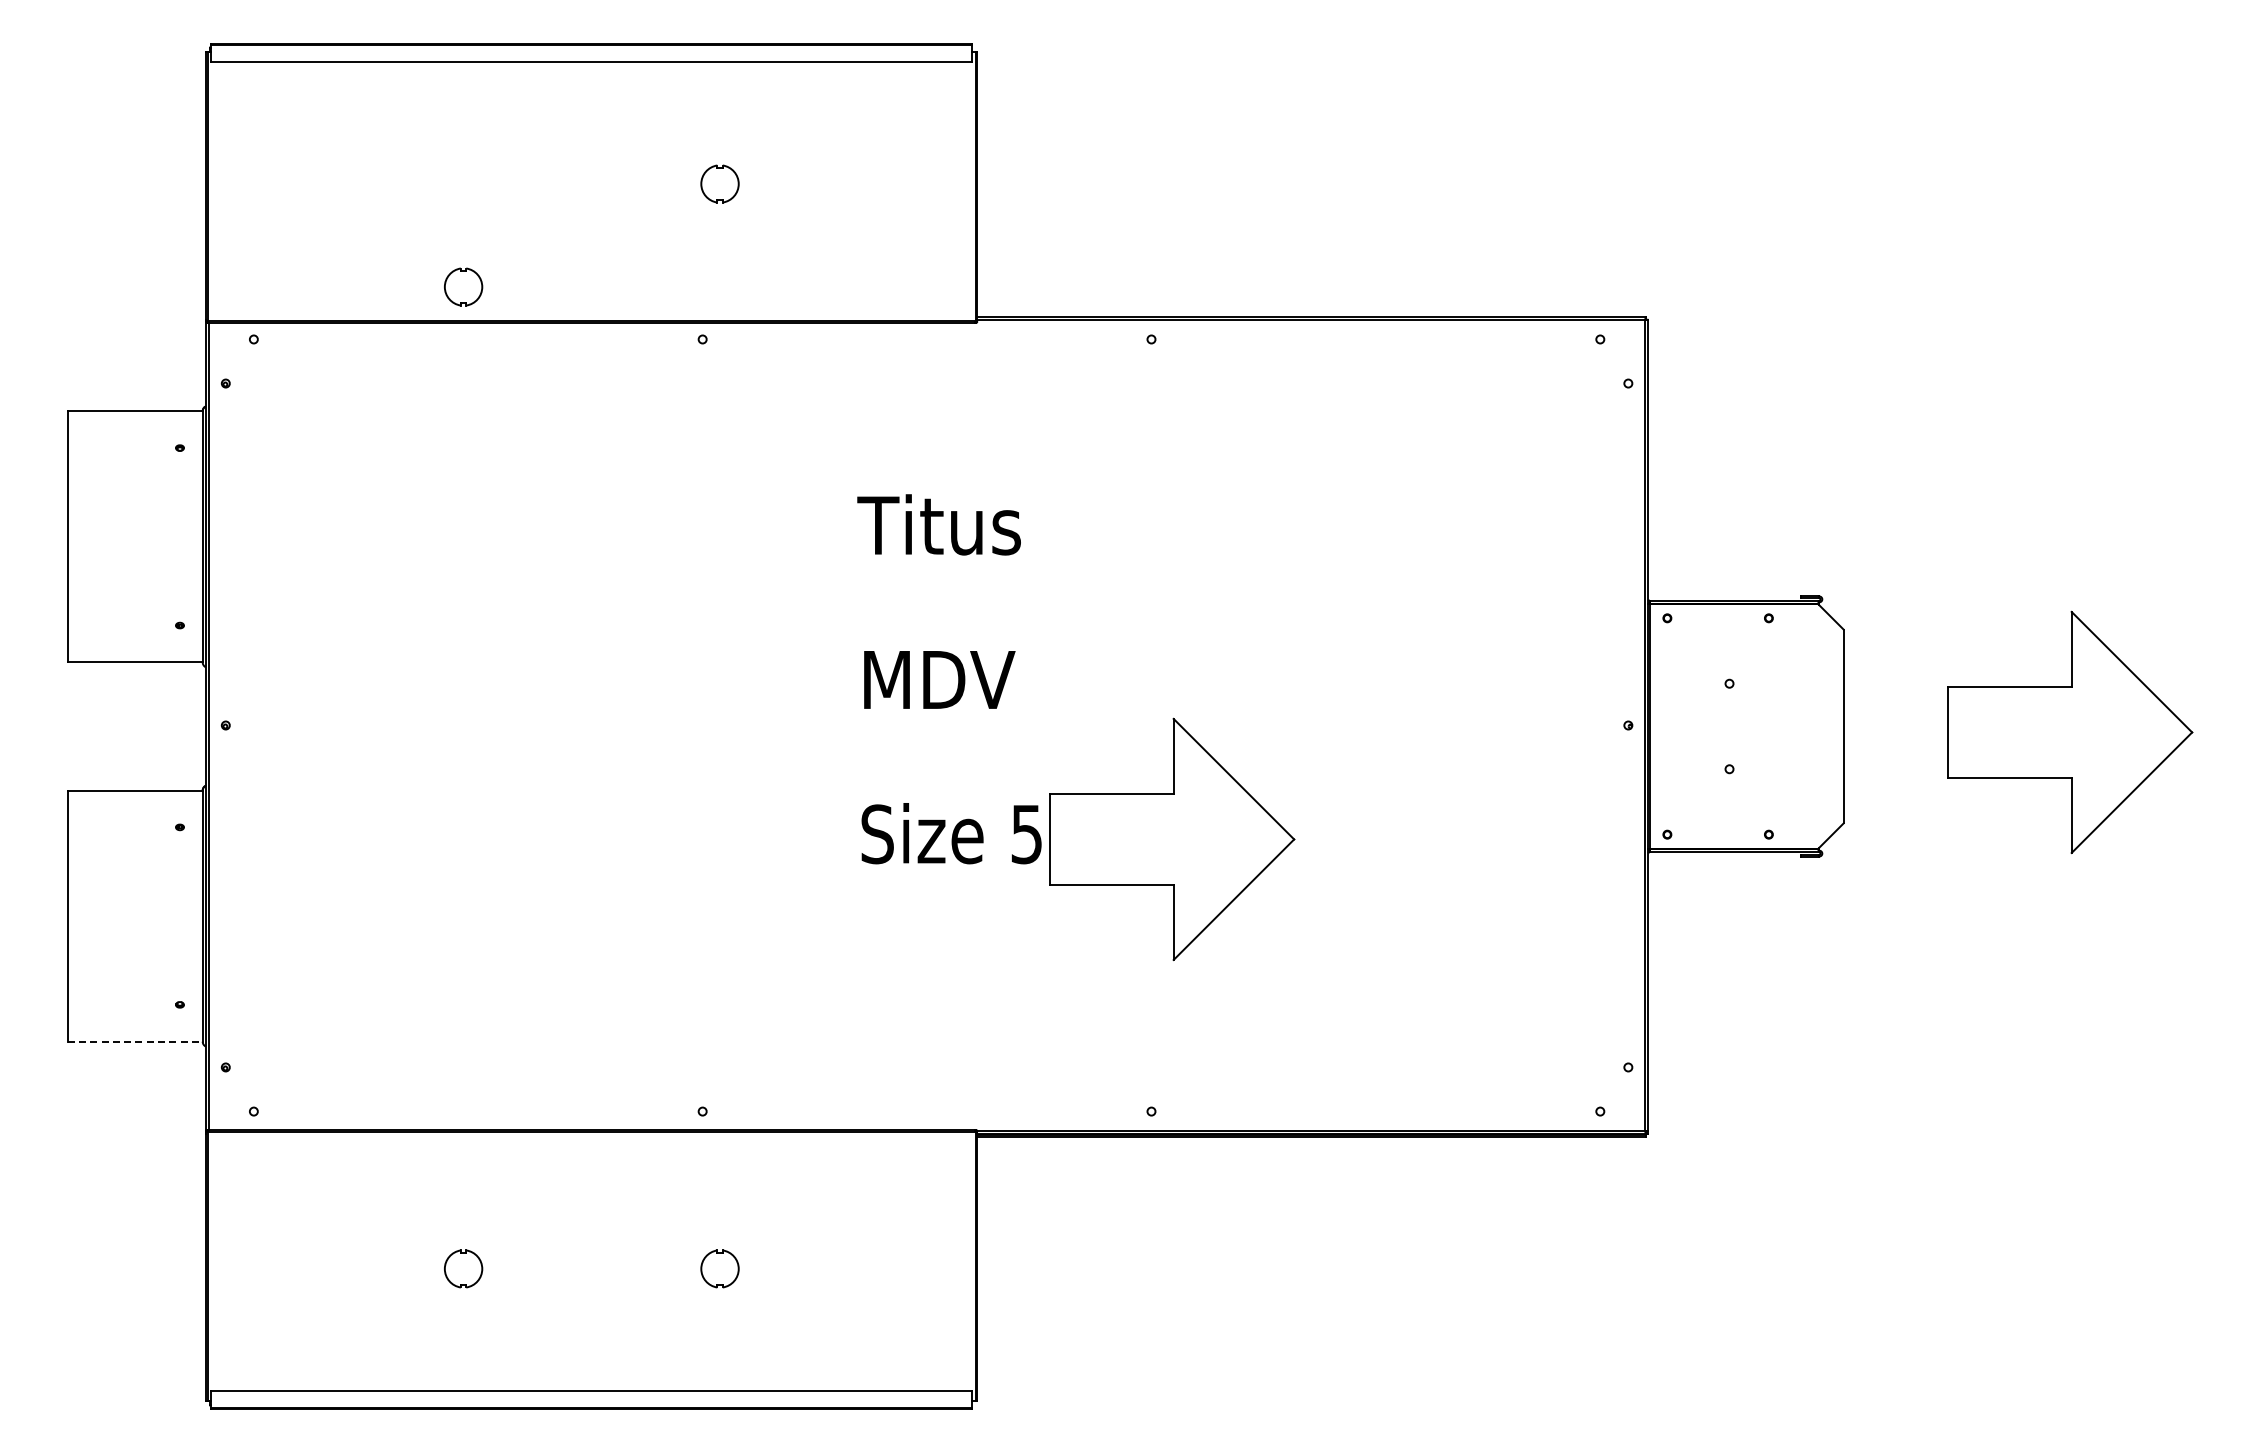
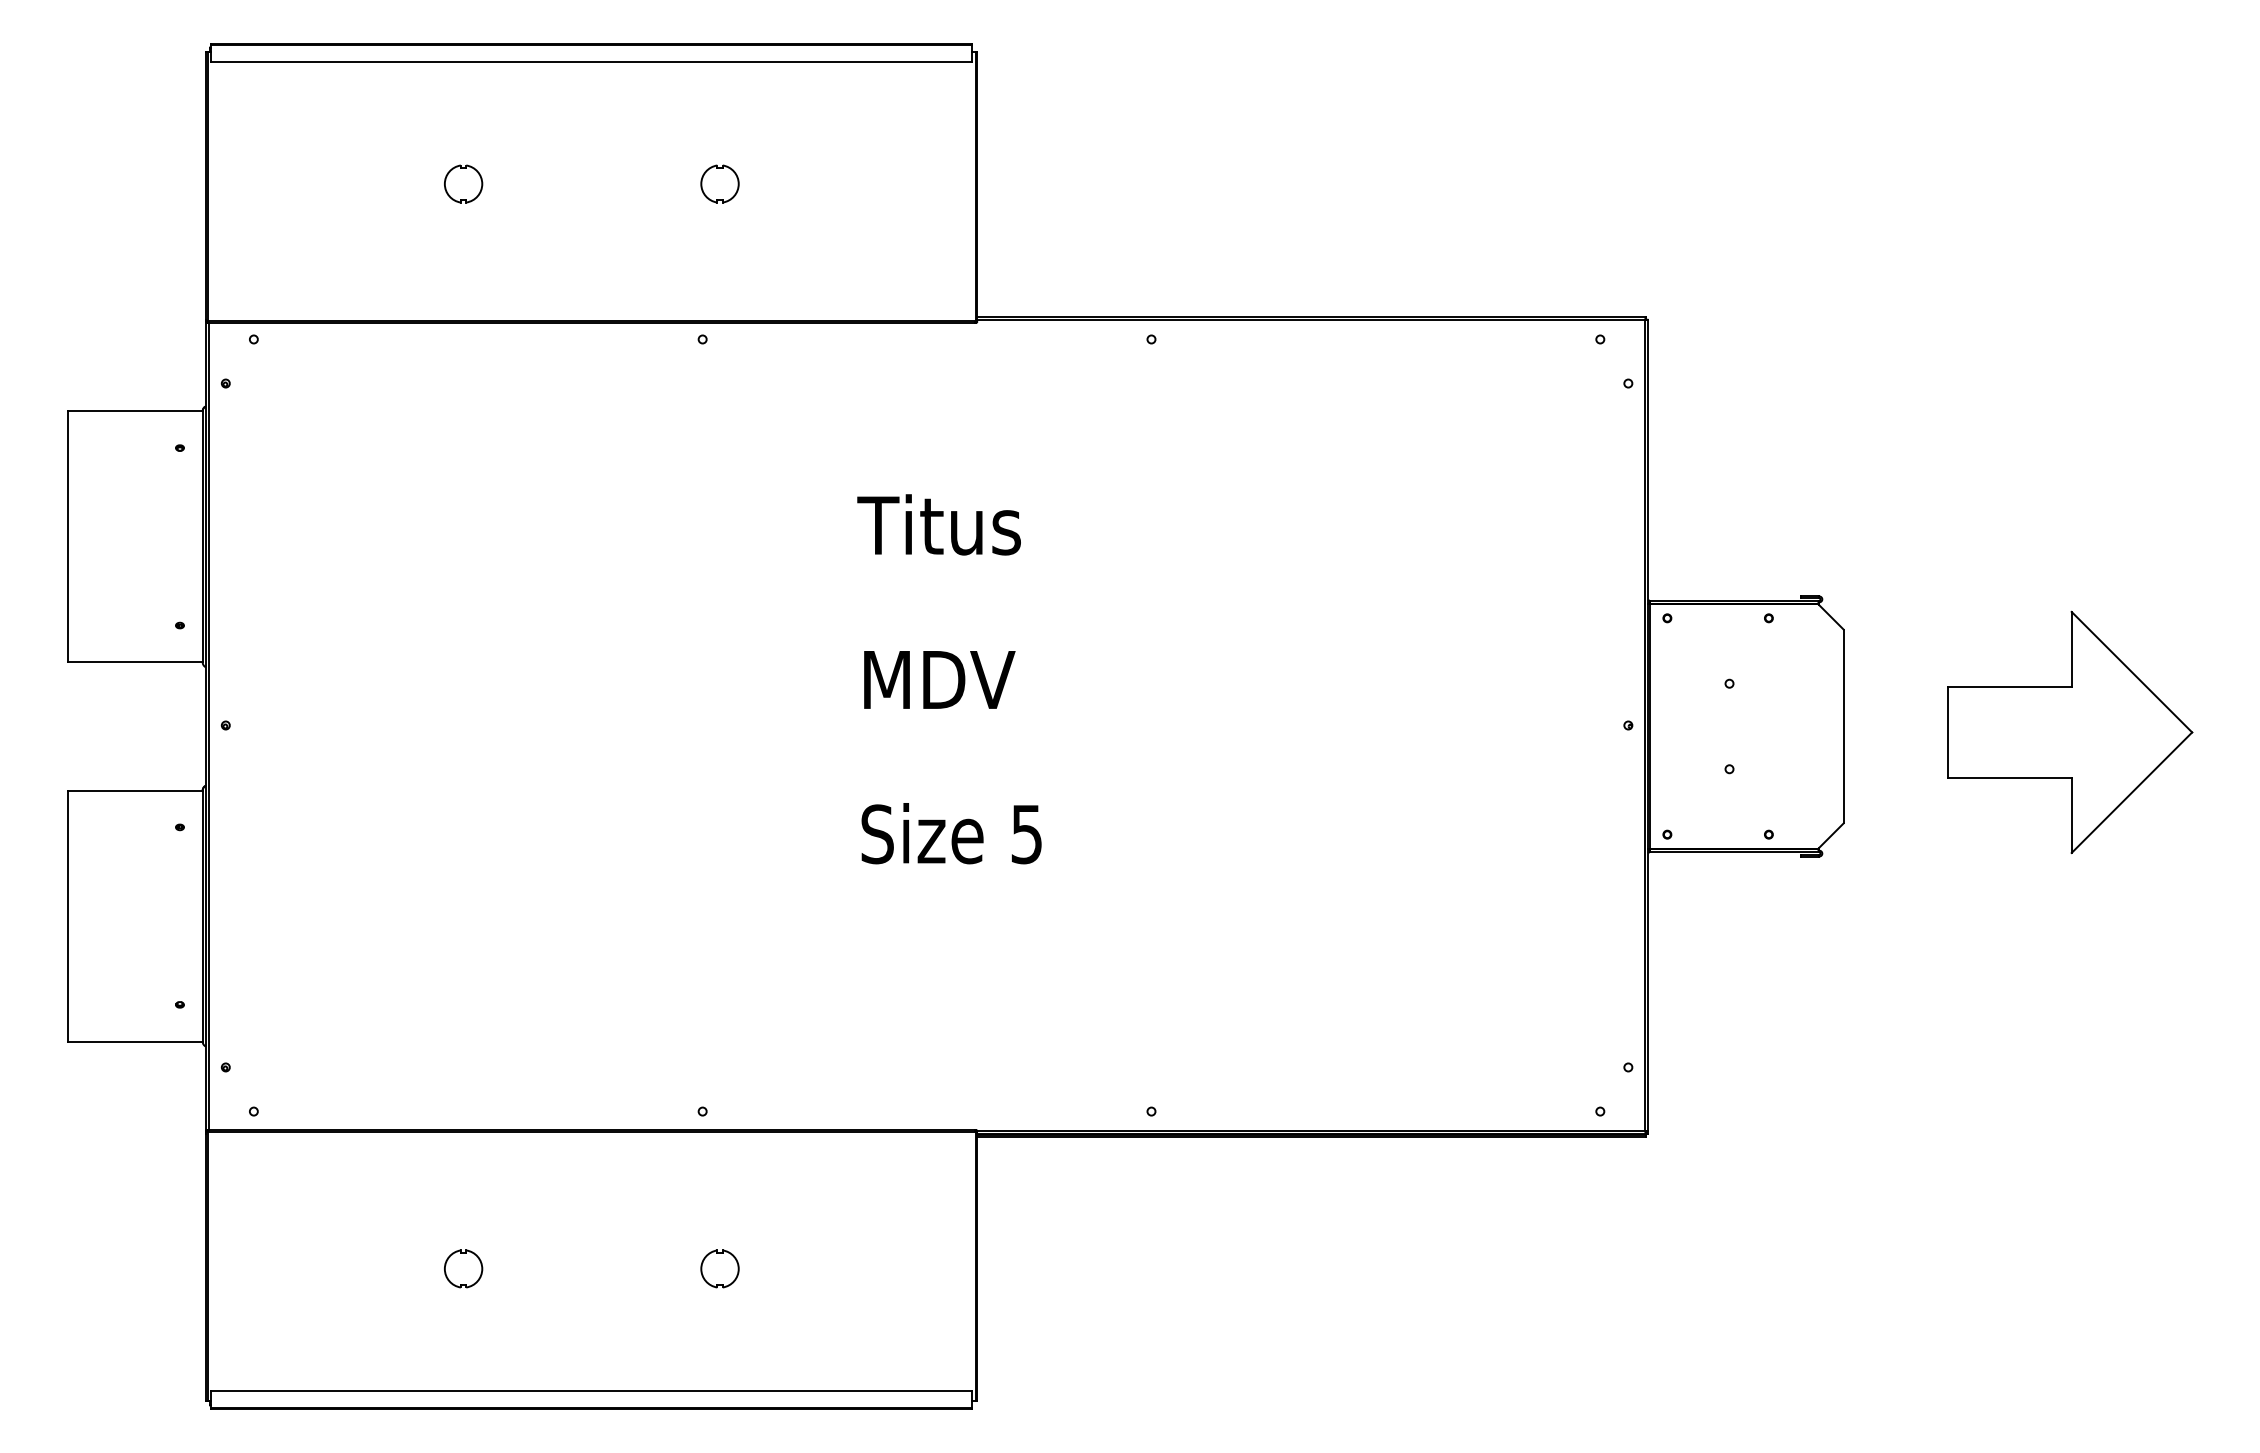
part position: (463, 286) -> (463, 183) (463, 183)
part: present -> none (1172, 838)
line: dashed -> solid (135, 1041)
